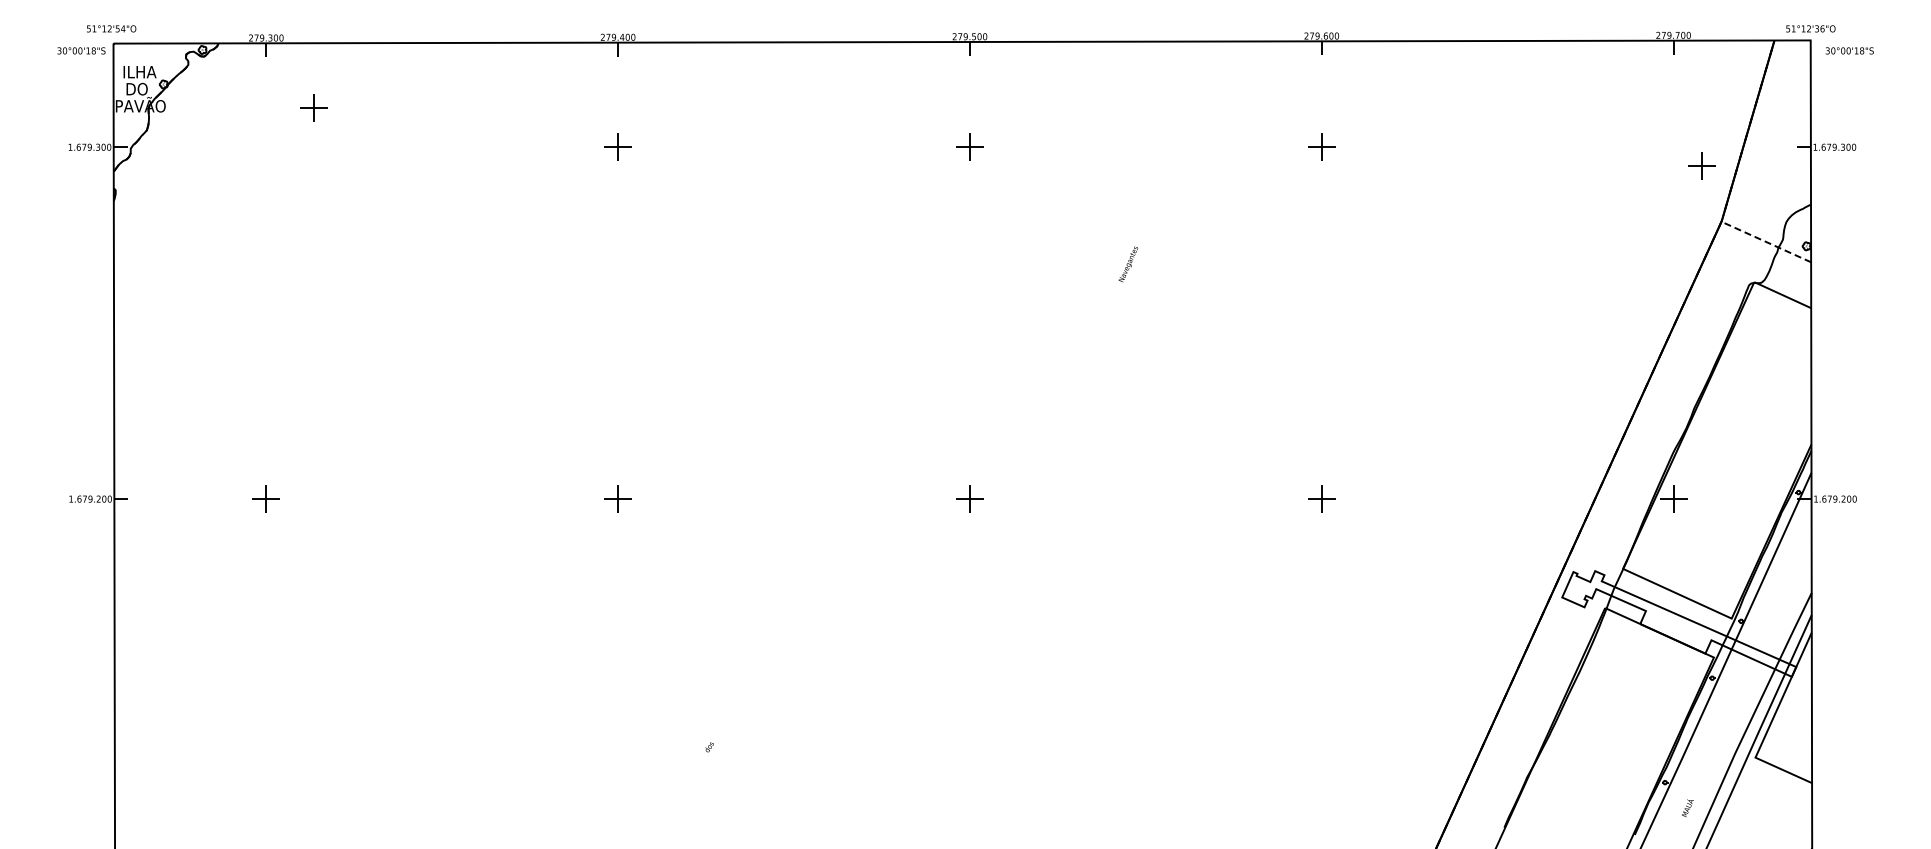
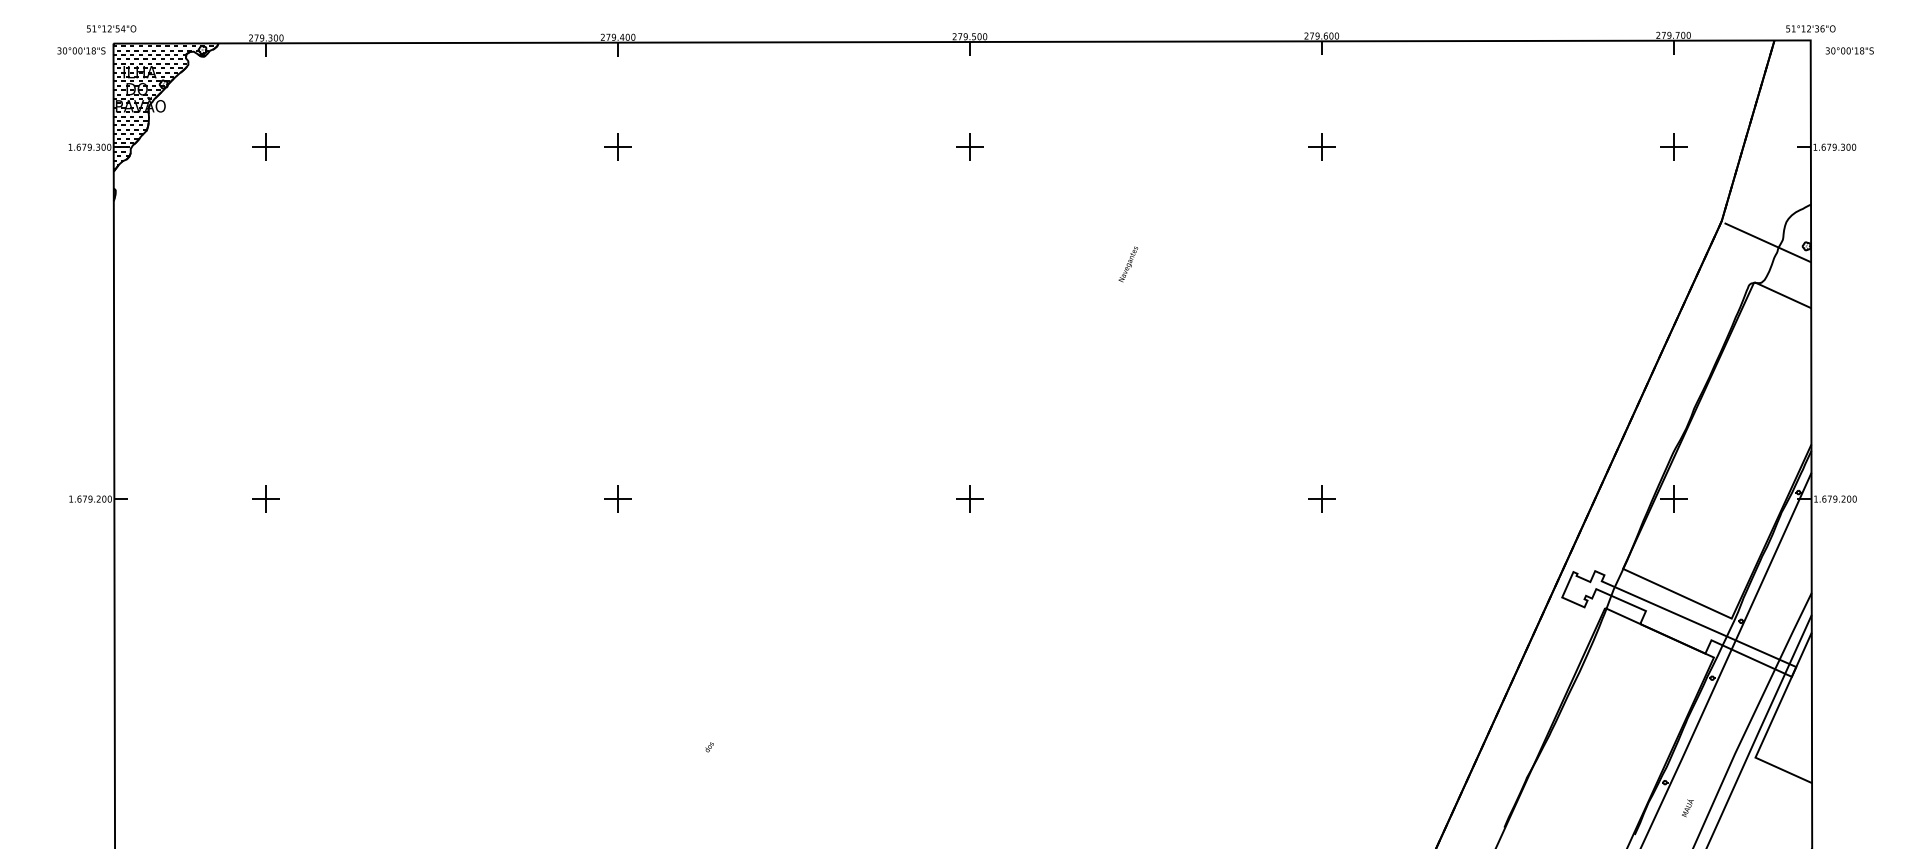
hatch: none -> present (163, 107)
part position: (313, 107) -> (265, 146) (265, 146)
part position: (1701, 165) -> (1673, 146) (1673, 146)
line: dashed -> solid (1768, 242)
